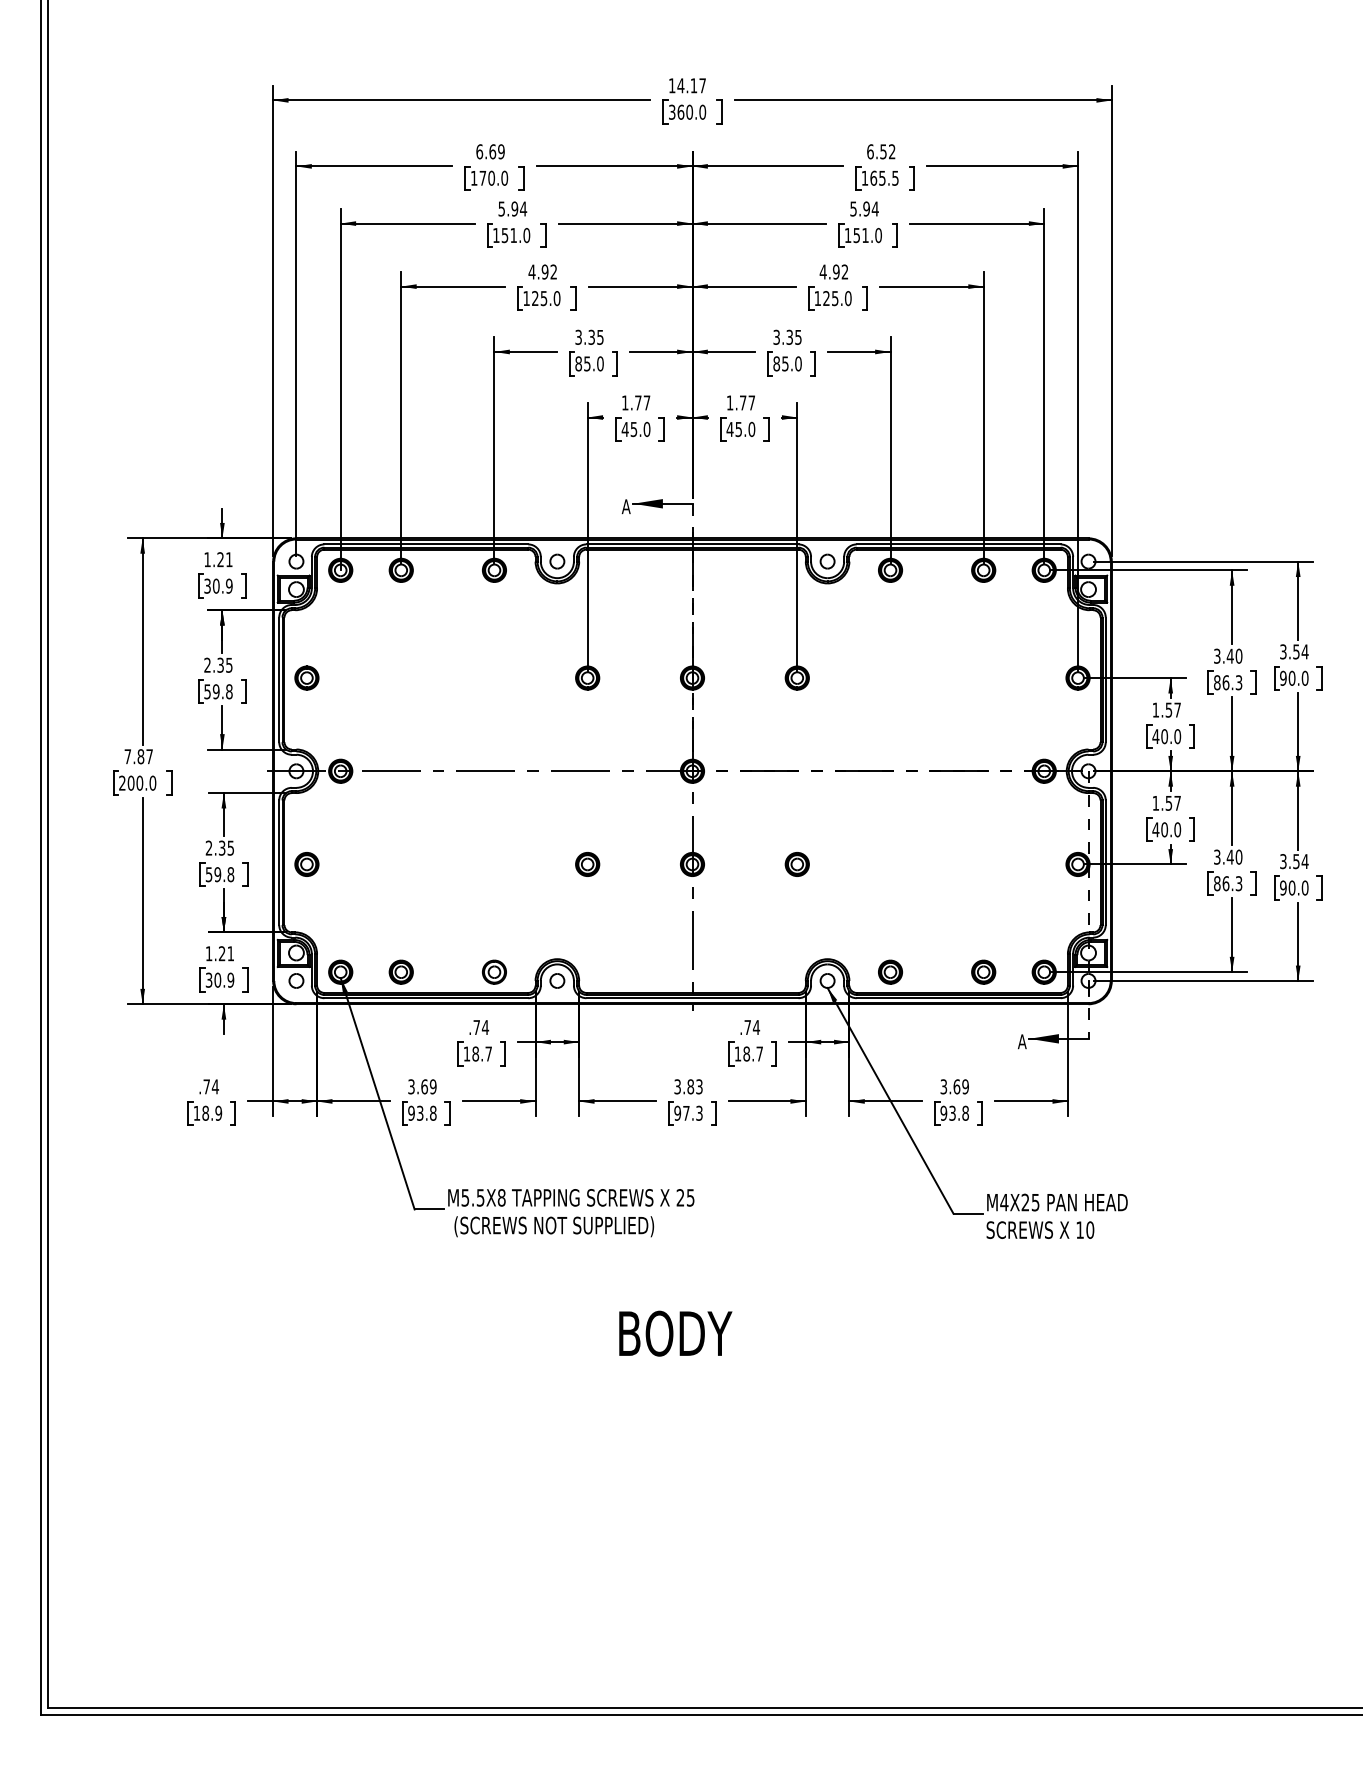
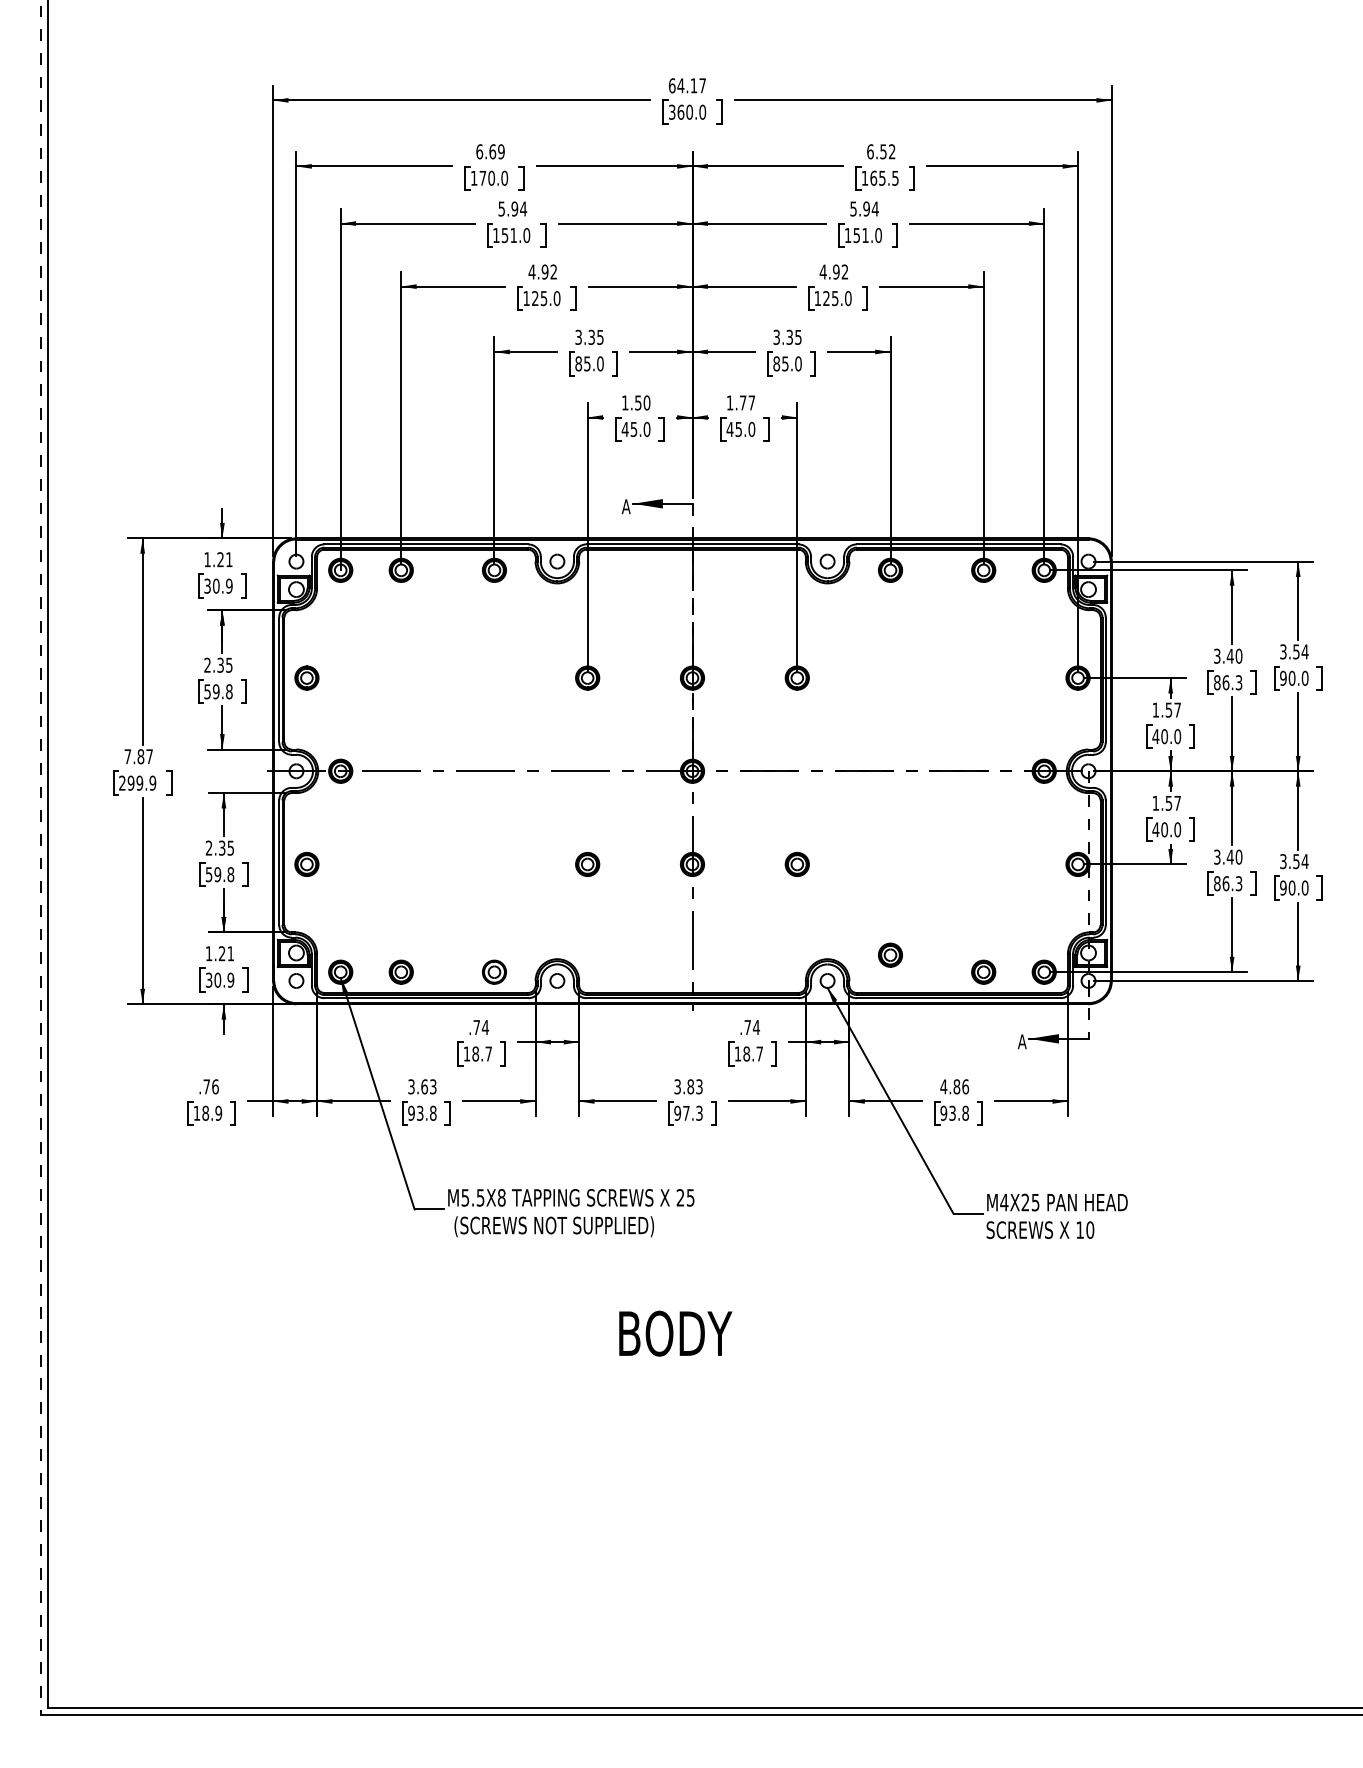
text: 14.17 -> 64.17 (671, 85)
text: 1.77 -> 1.50 (642, 402)
text: 200.0 -> 299.9 (141, 783)
line: solid -> dashed (40, 858)
part position: (890, 971) -> (890, 954) (890, 954)
text: .74 -> .76 (214, 1086)
text: 3.69 -> 3.63 (432, 1086)
text: 3.69 -> 4.86 (954, 1086)
